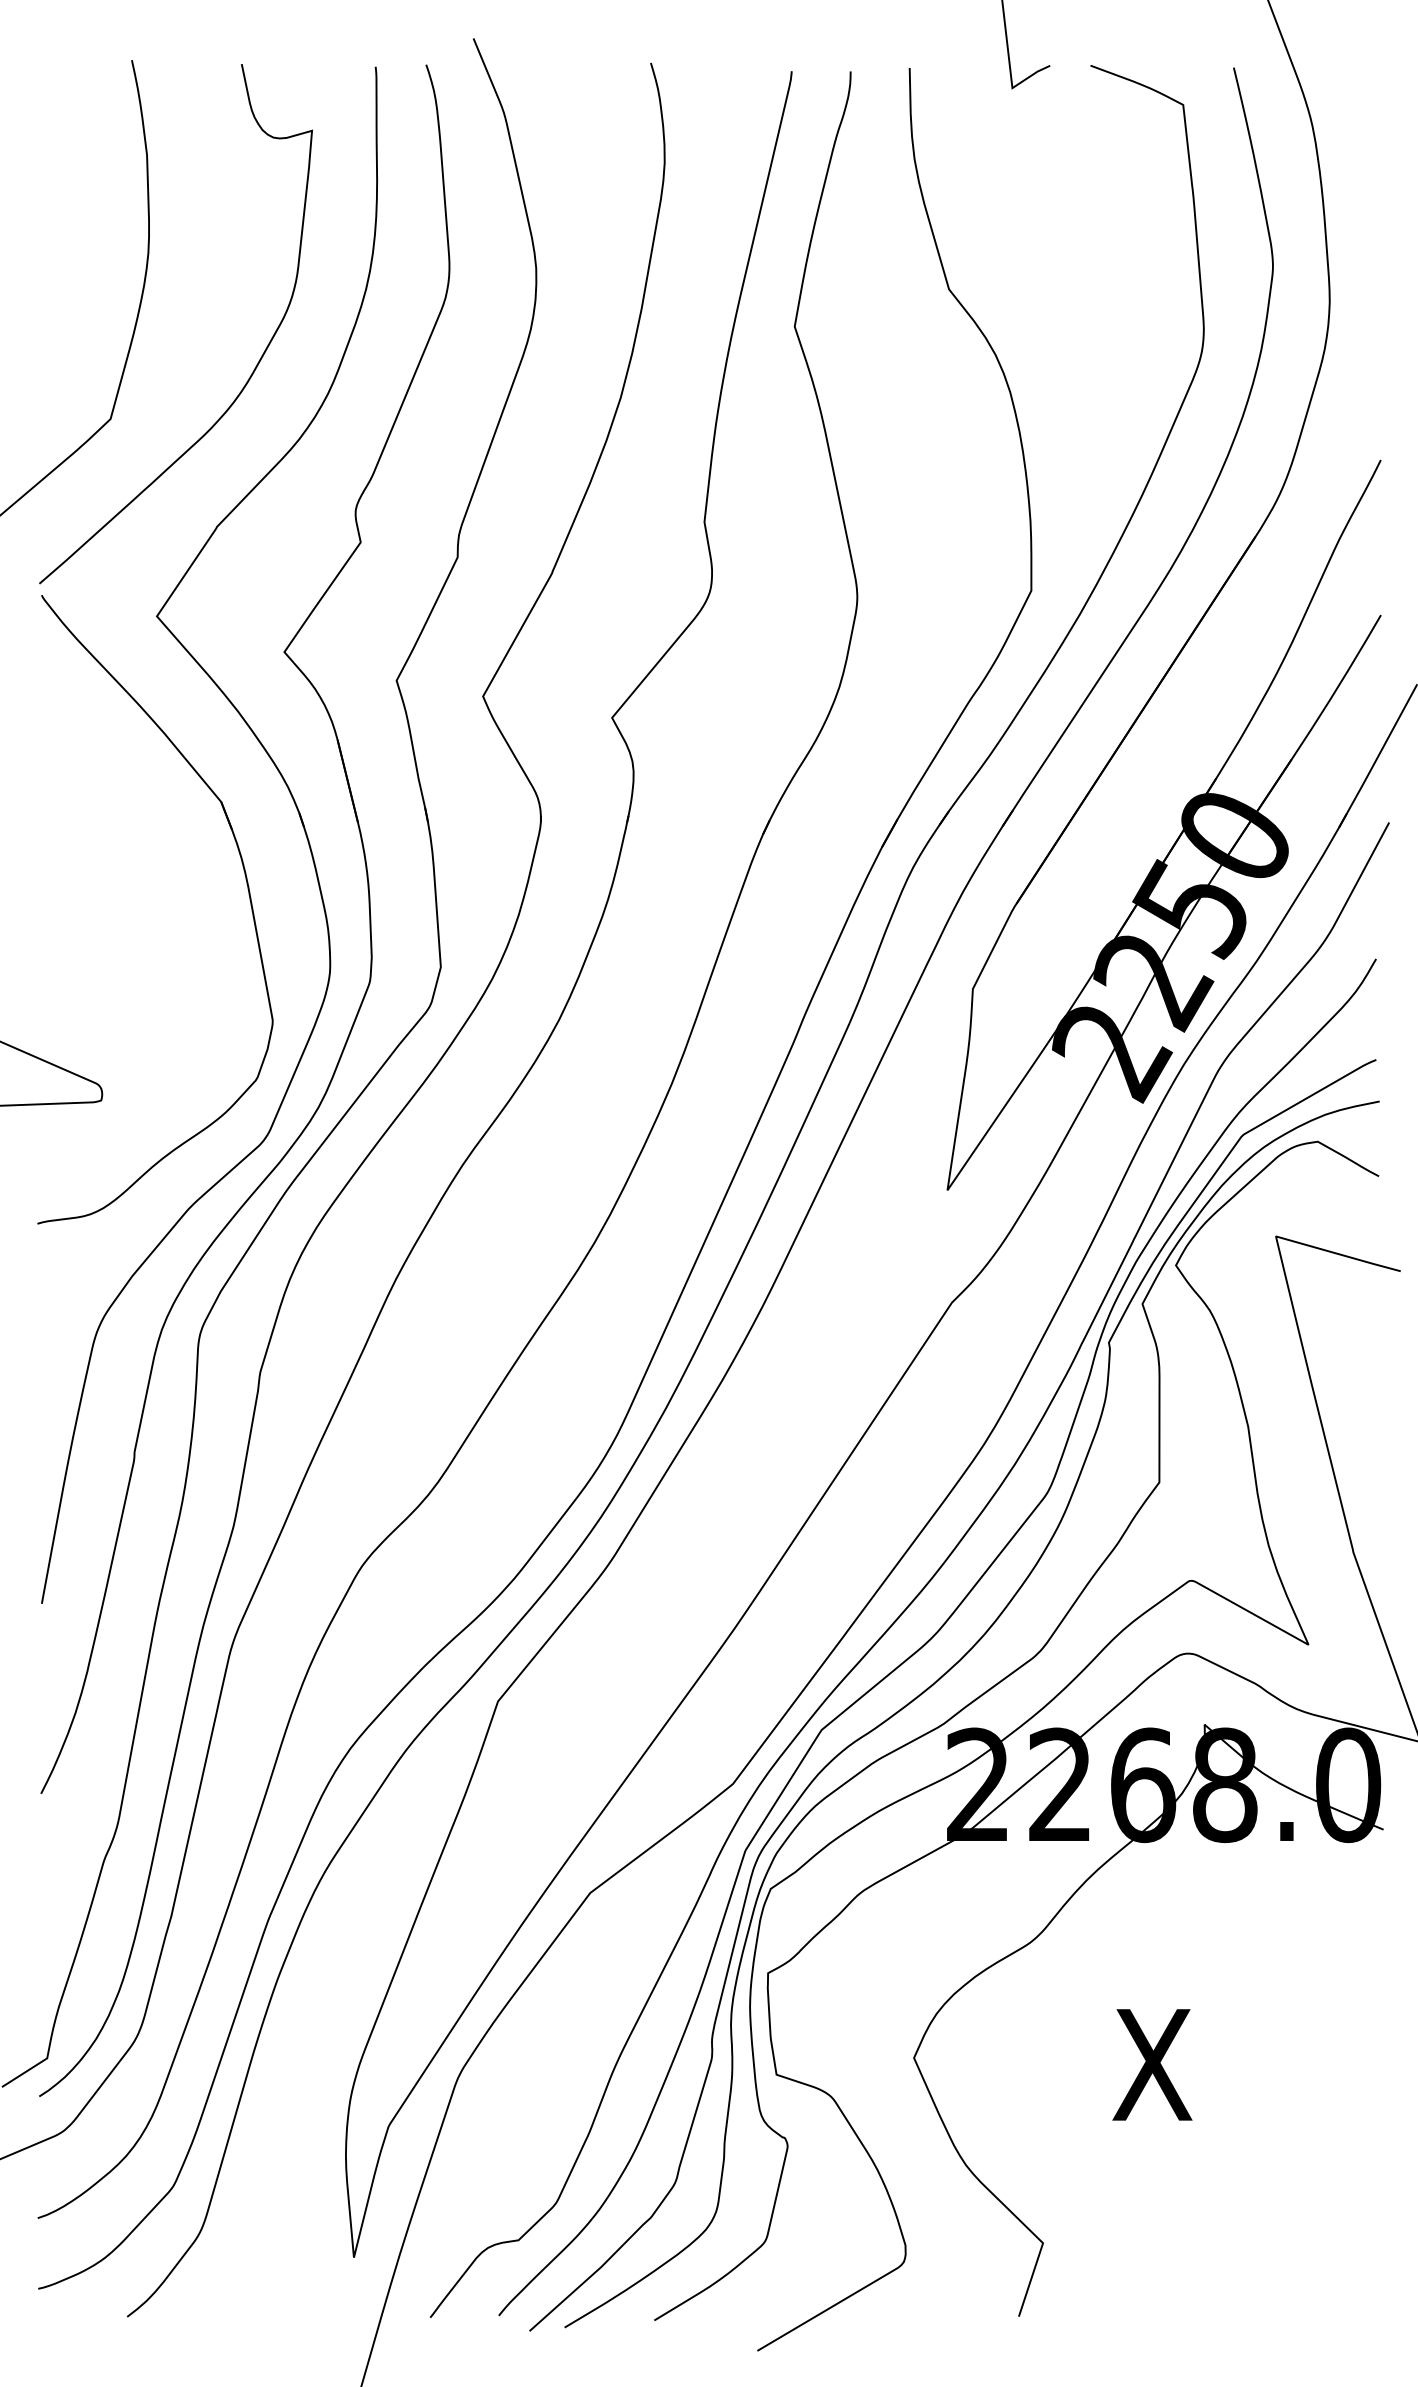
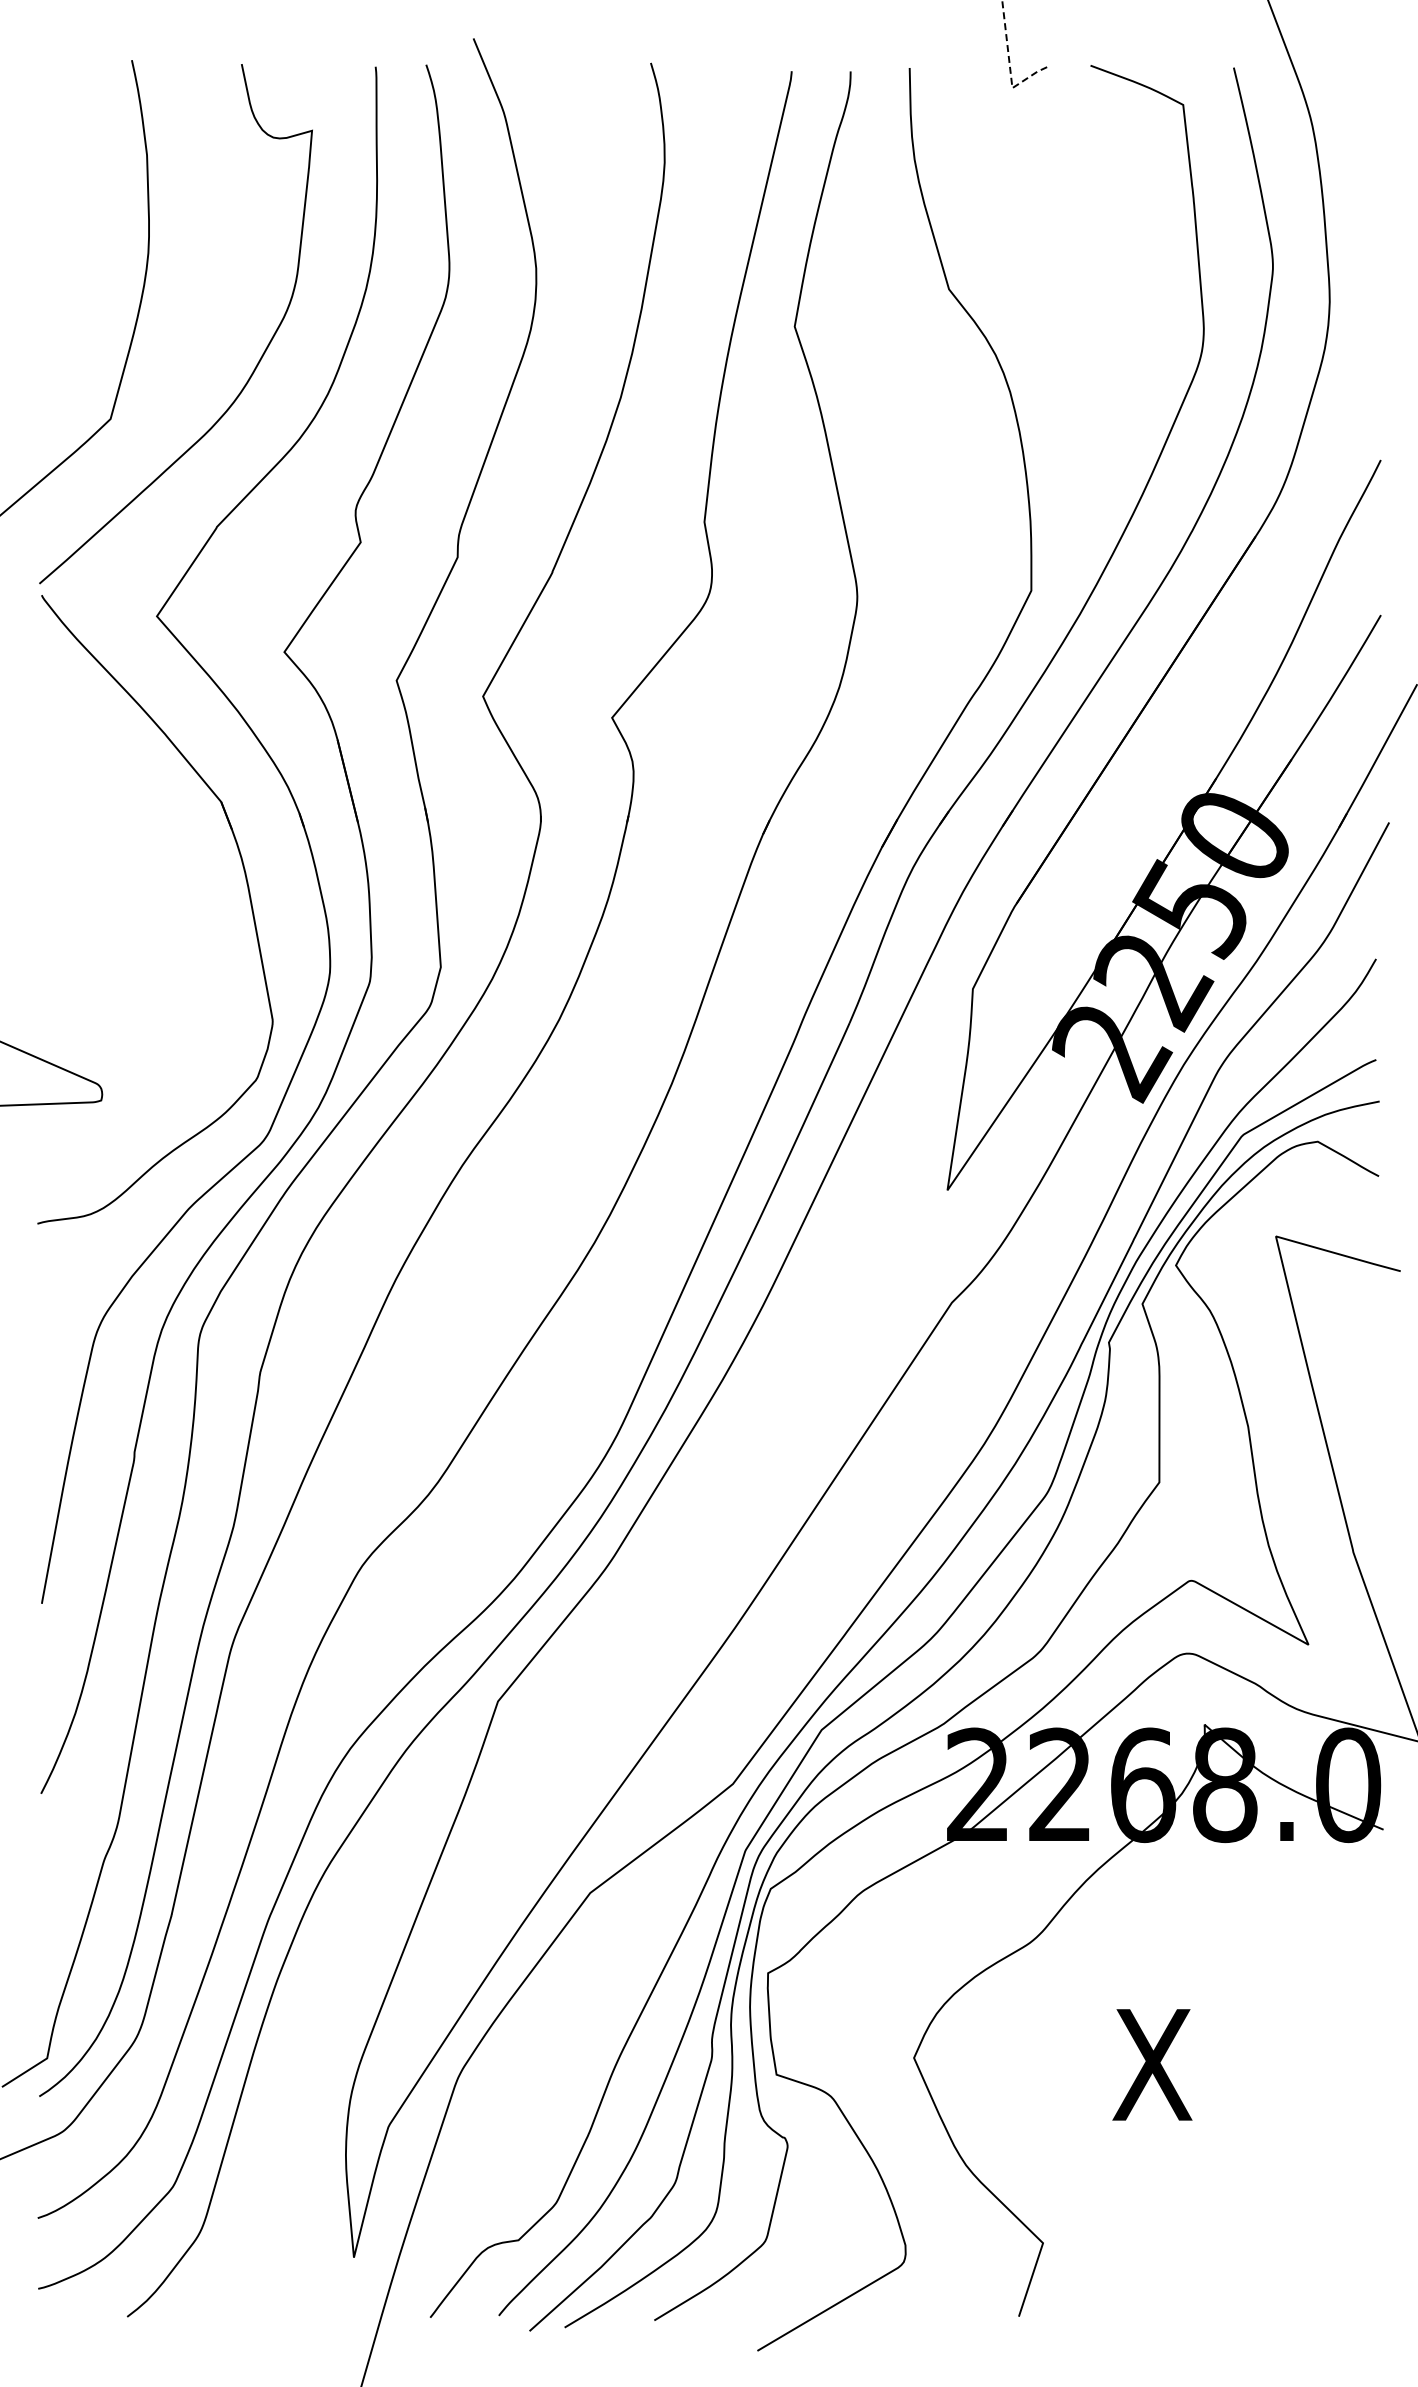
line: solid -> dashed (1010, 68)
